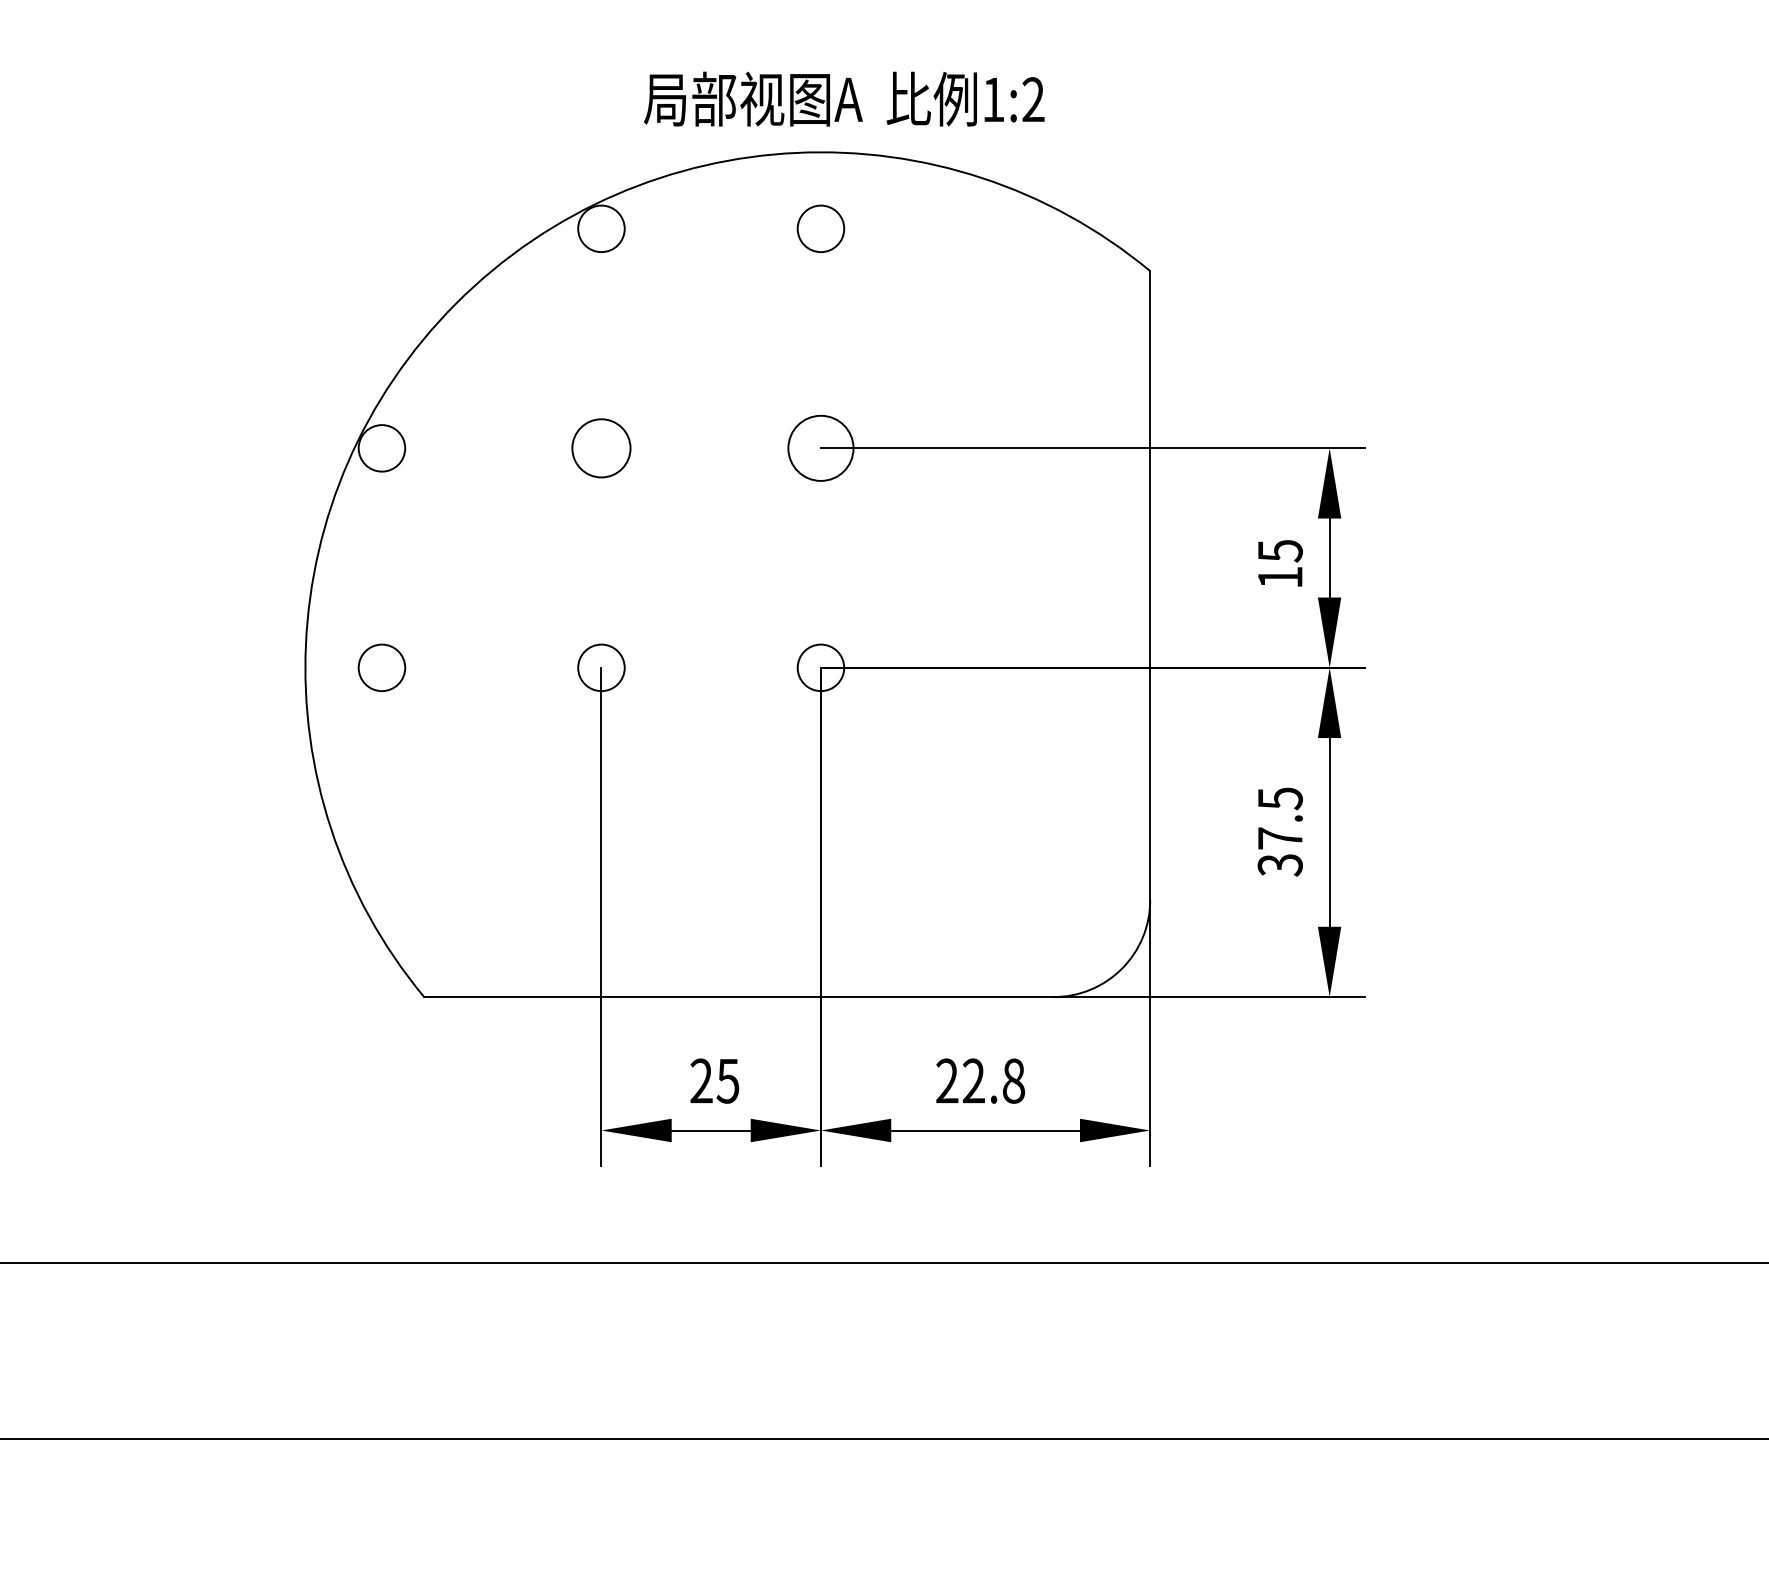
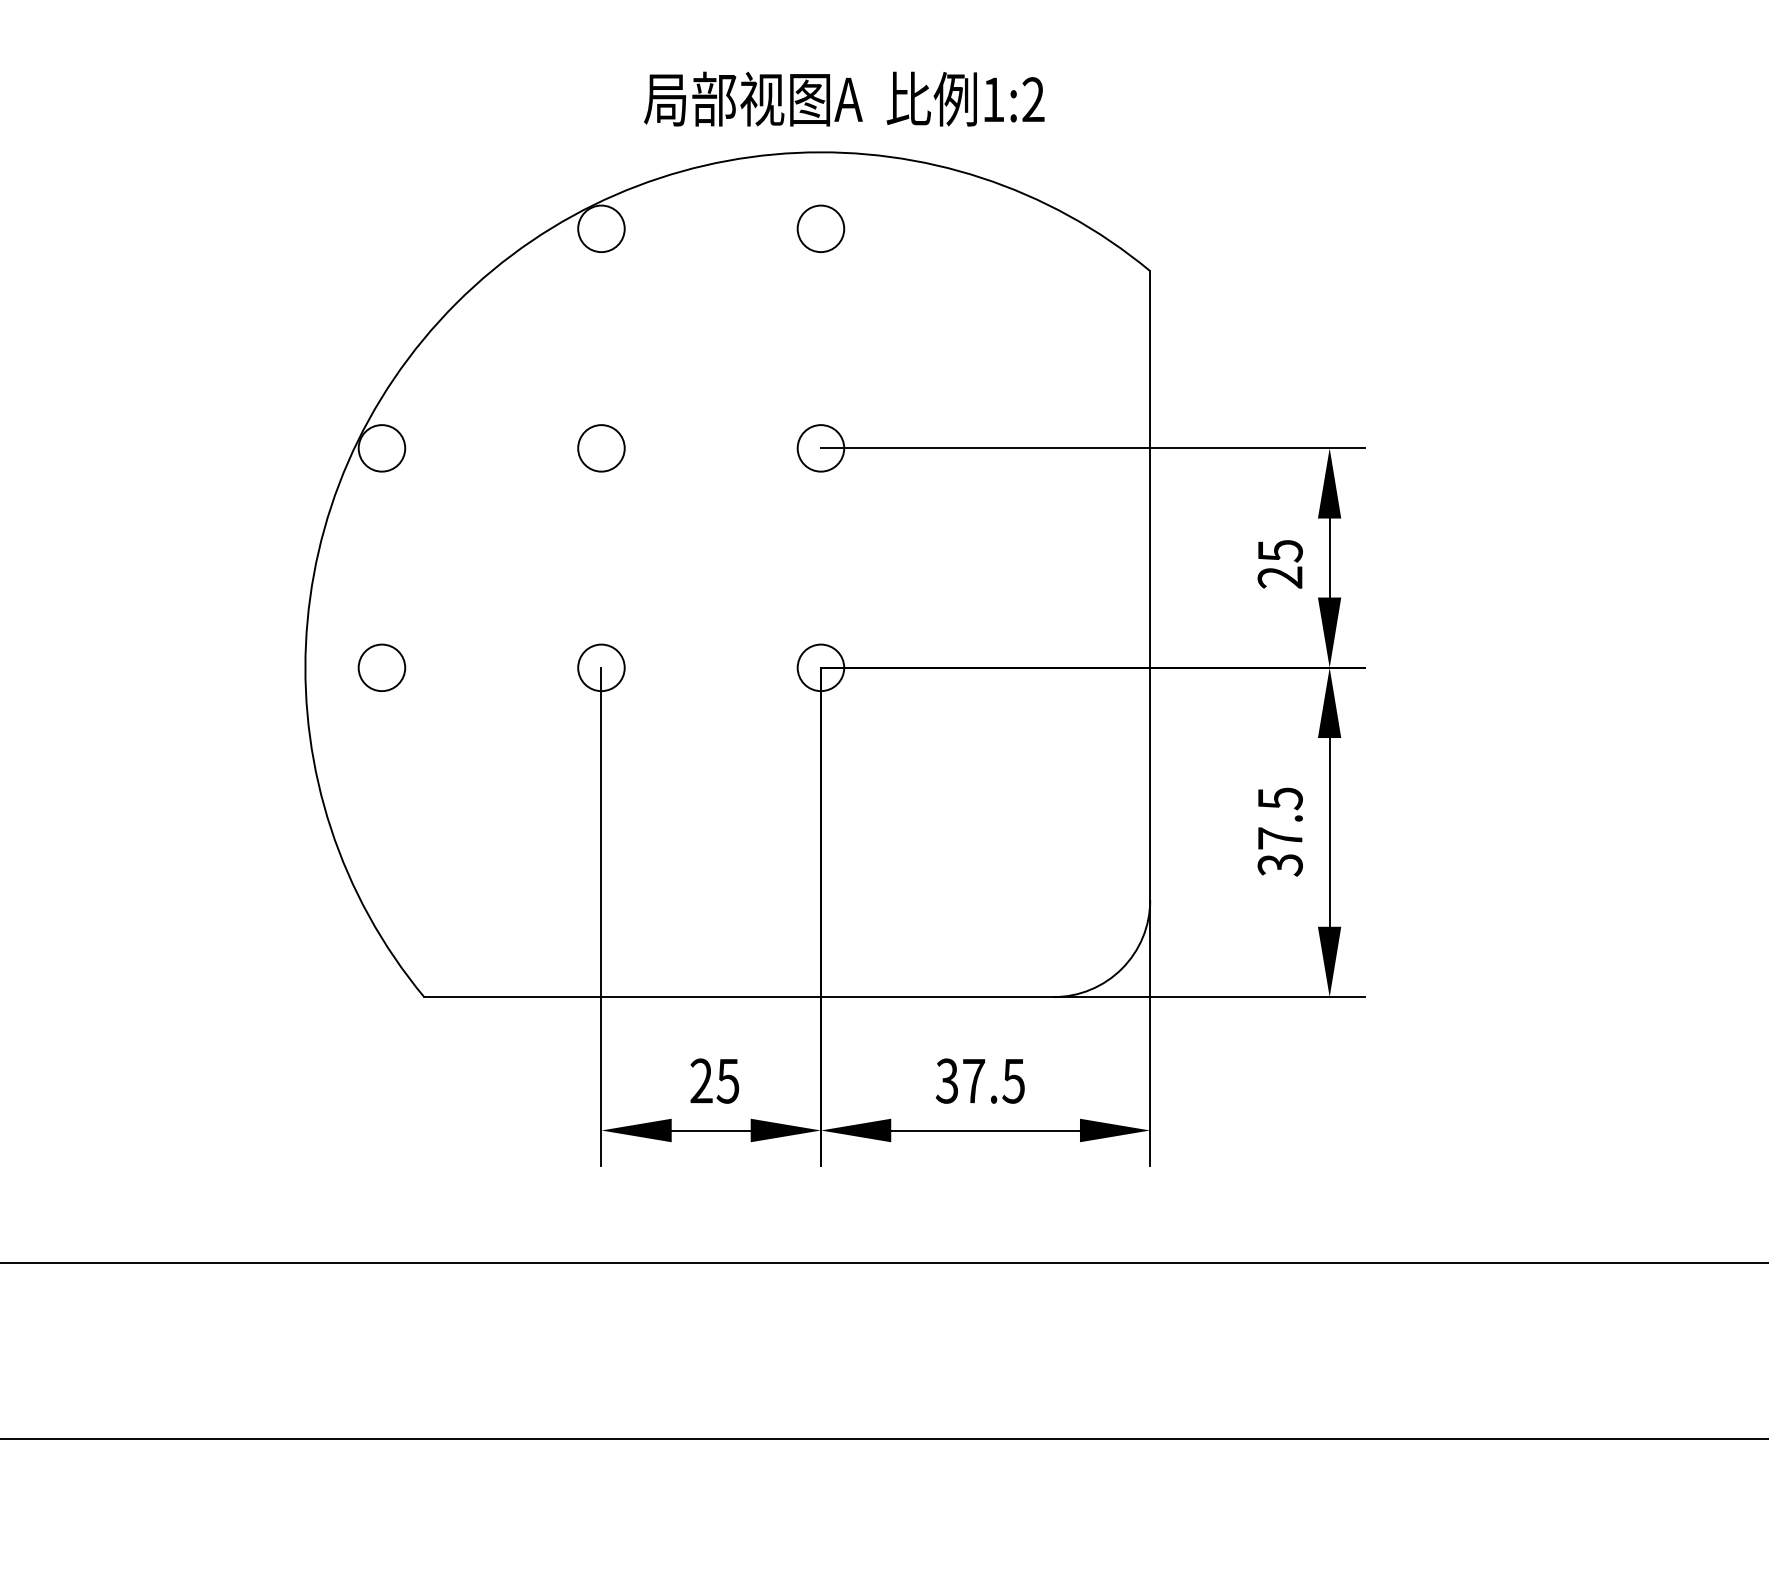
circle diameter: 65 px -> 47 px (820, 448)
circle diameter: 58 px -> 47 px (601, 448)
text: 15 -> 25 (1279, 577)
text: 22.8 -> 37.5 (980, 1080)
